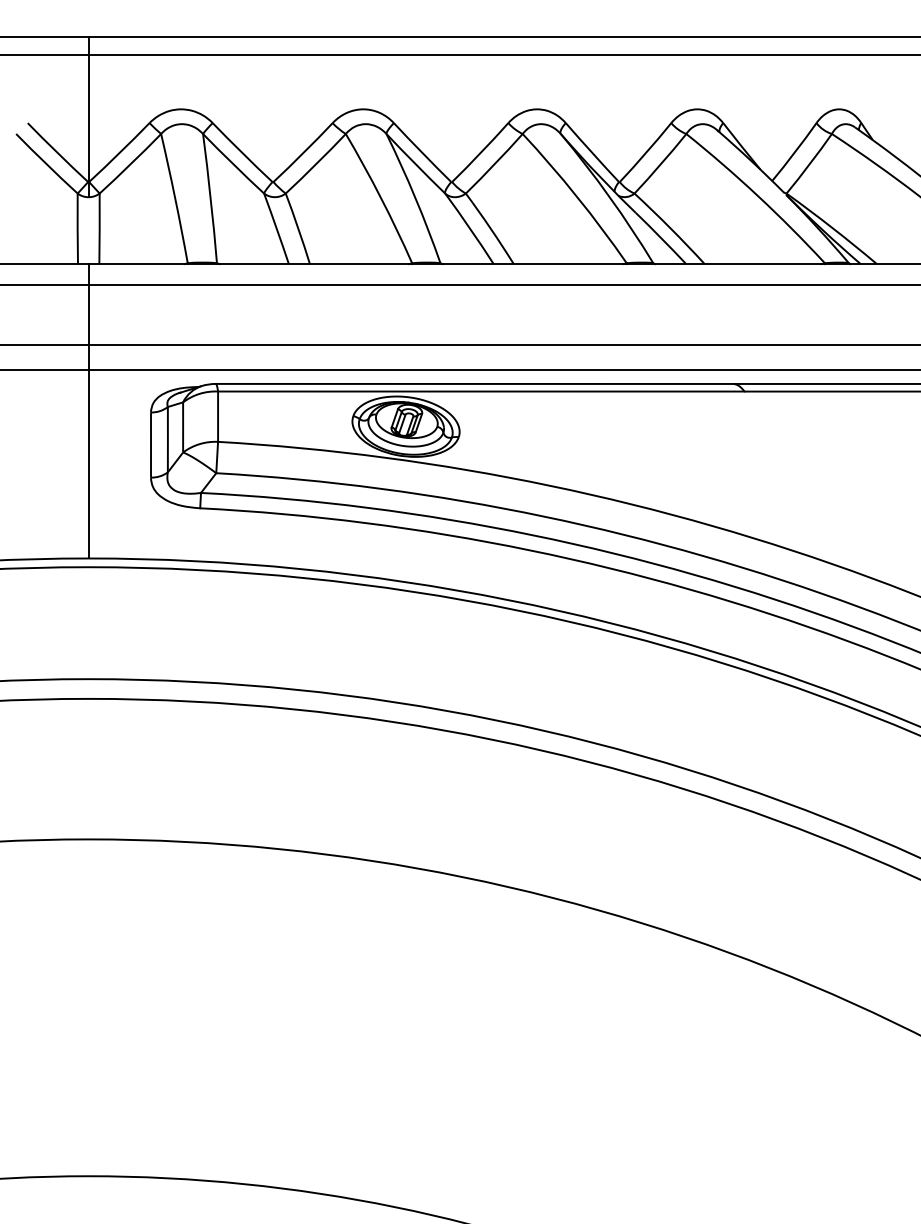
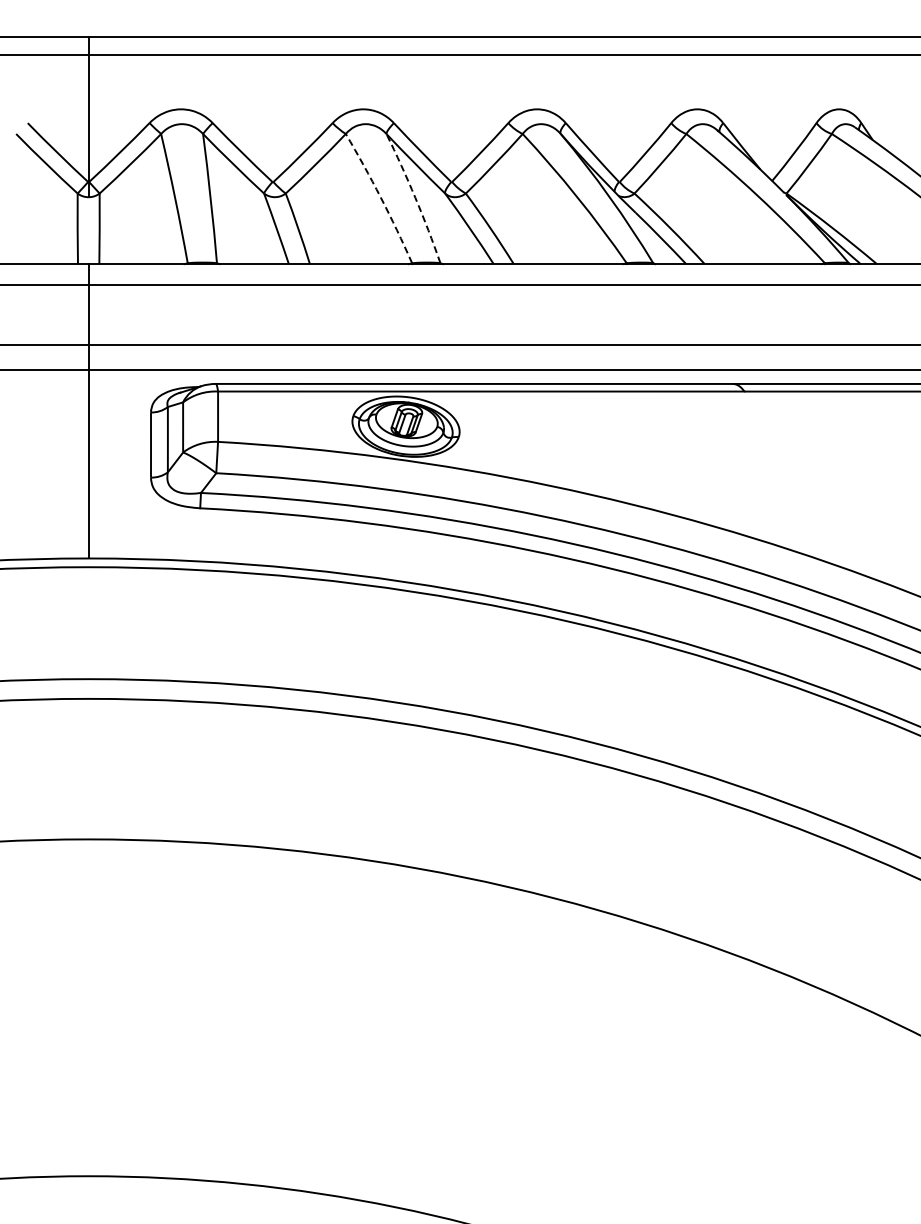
arc: solid -> dashed (380, 197)
arc: solid -> dashed (415, 197)
